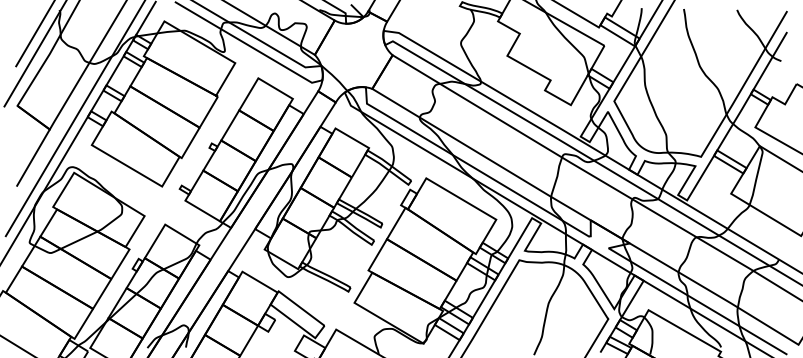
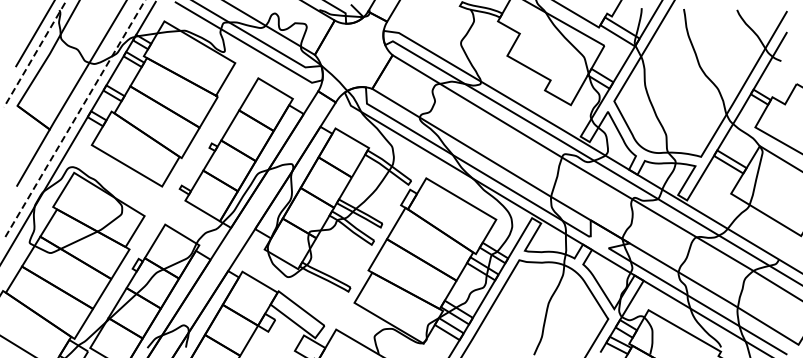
line: solid -> dashed (35, 54)
line: solid -> dashed (75, 118)
